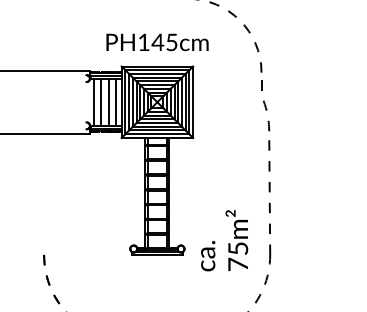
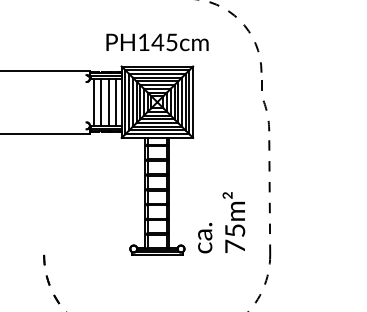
text position: (224, 240) -> (221, 222) (221, 222)
